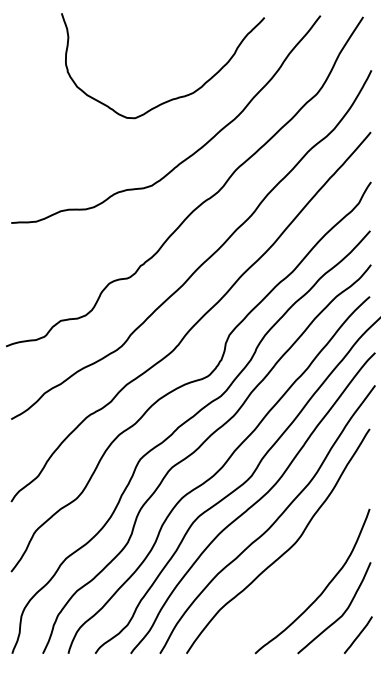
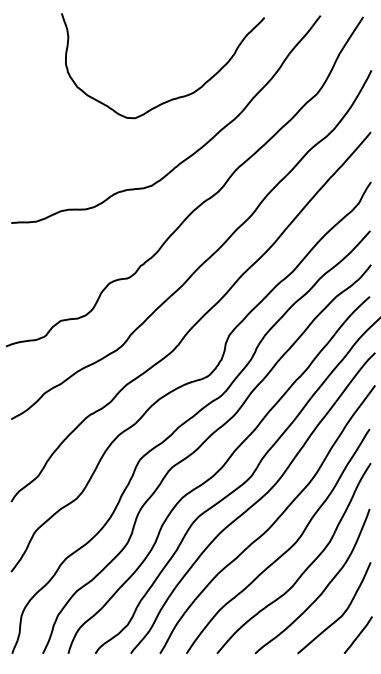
curve: none -> present (306, 567)
